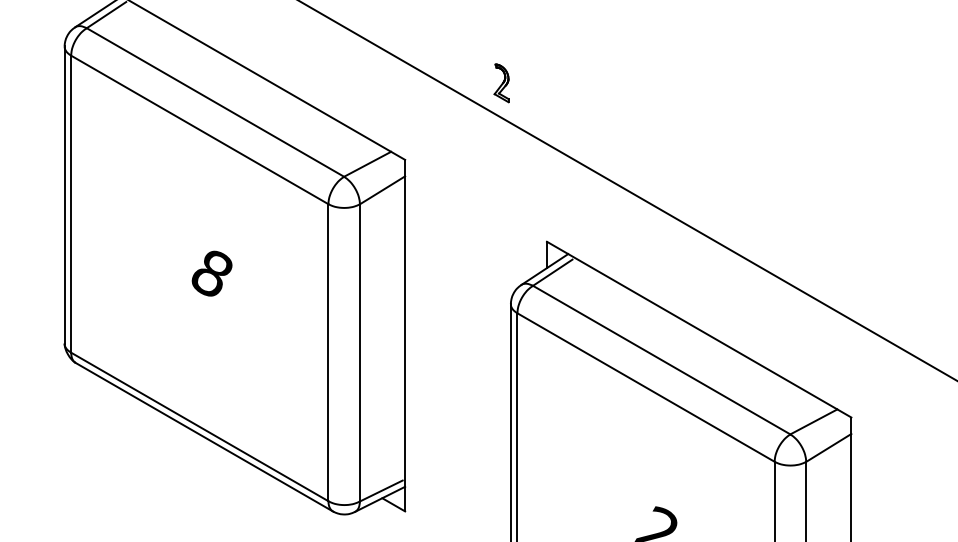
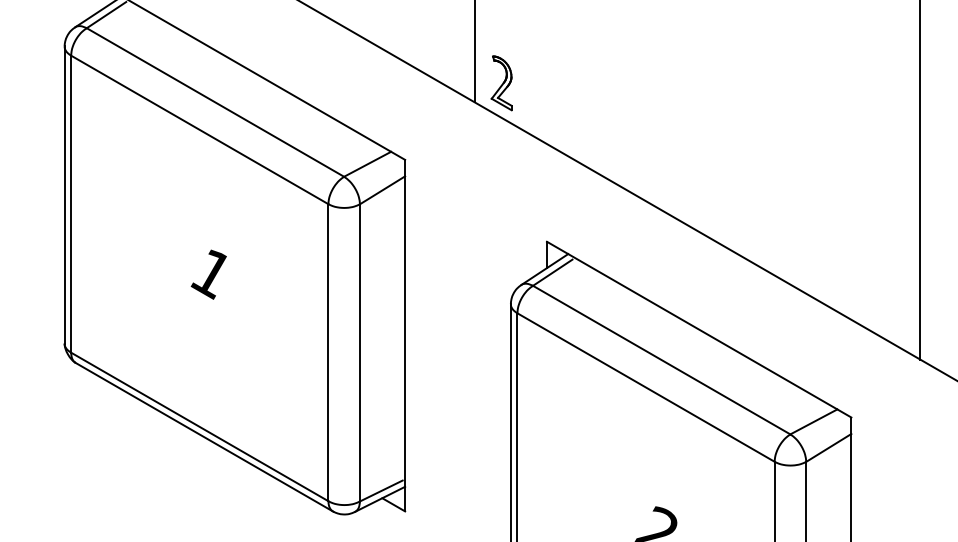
line: none -> present (474, 52)
part size: 17x41 px -> 23x57 px (501, 83)
line: none -> present (920, 180)
text: 8 -> 1 (211, 274)
